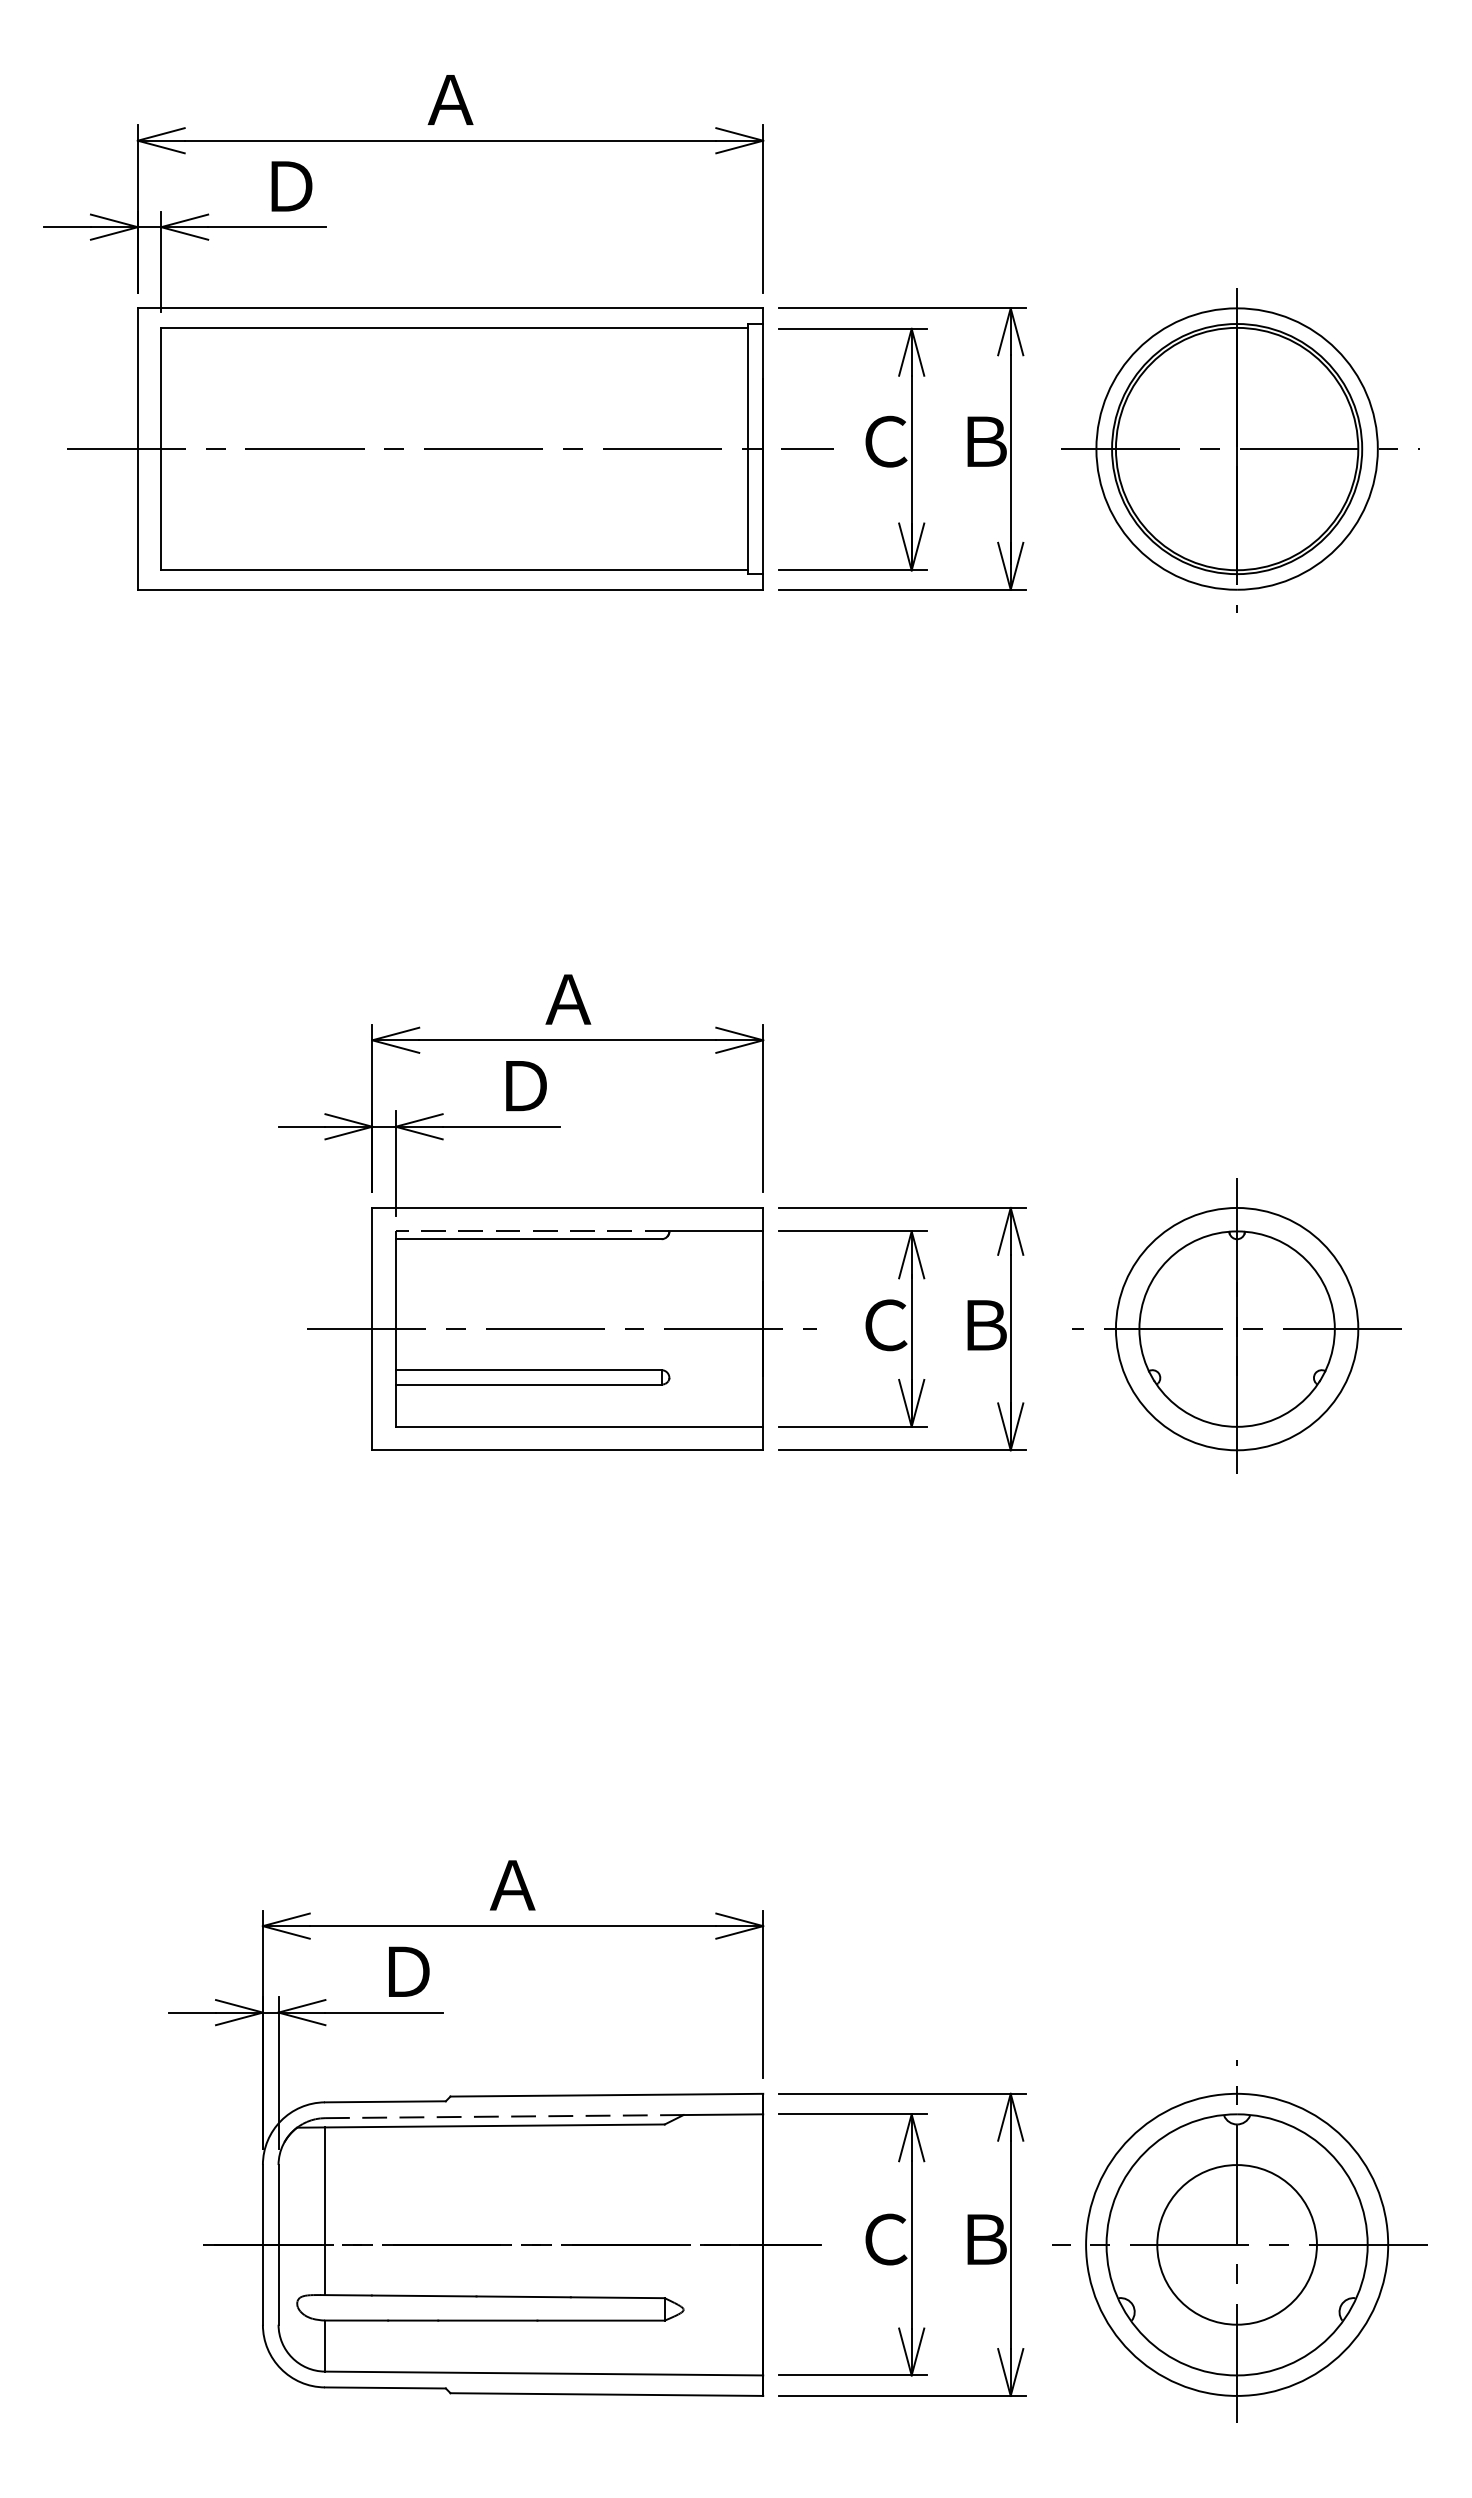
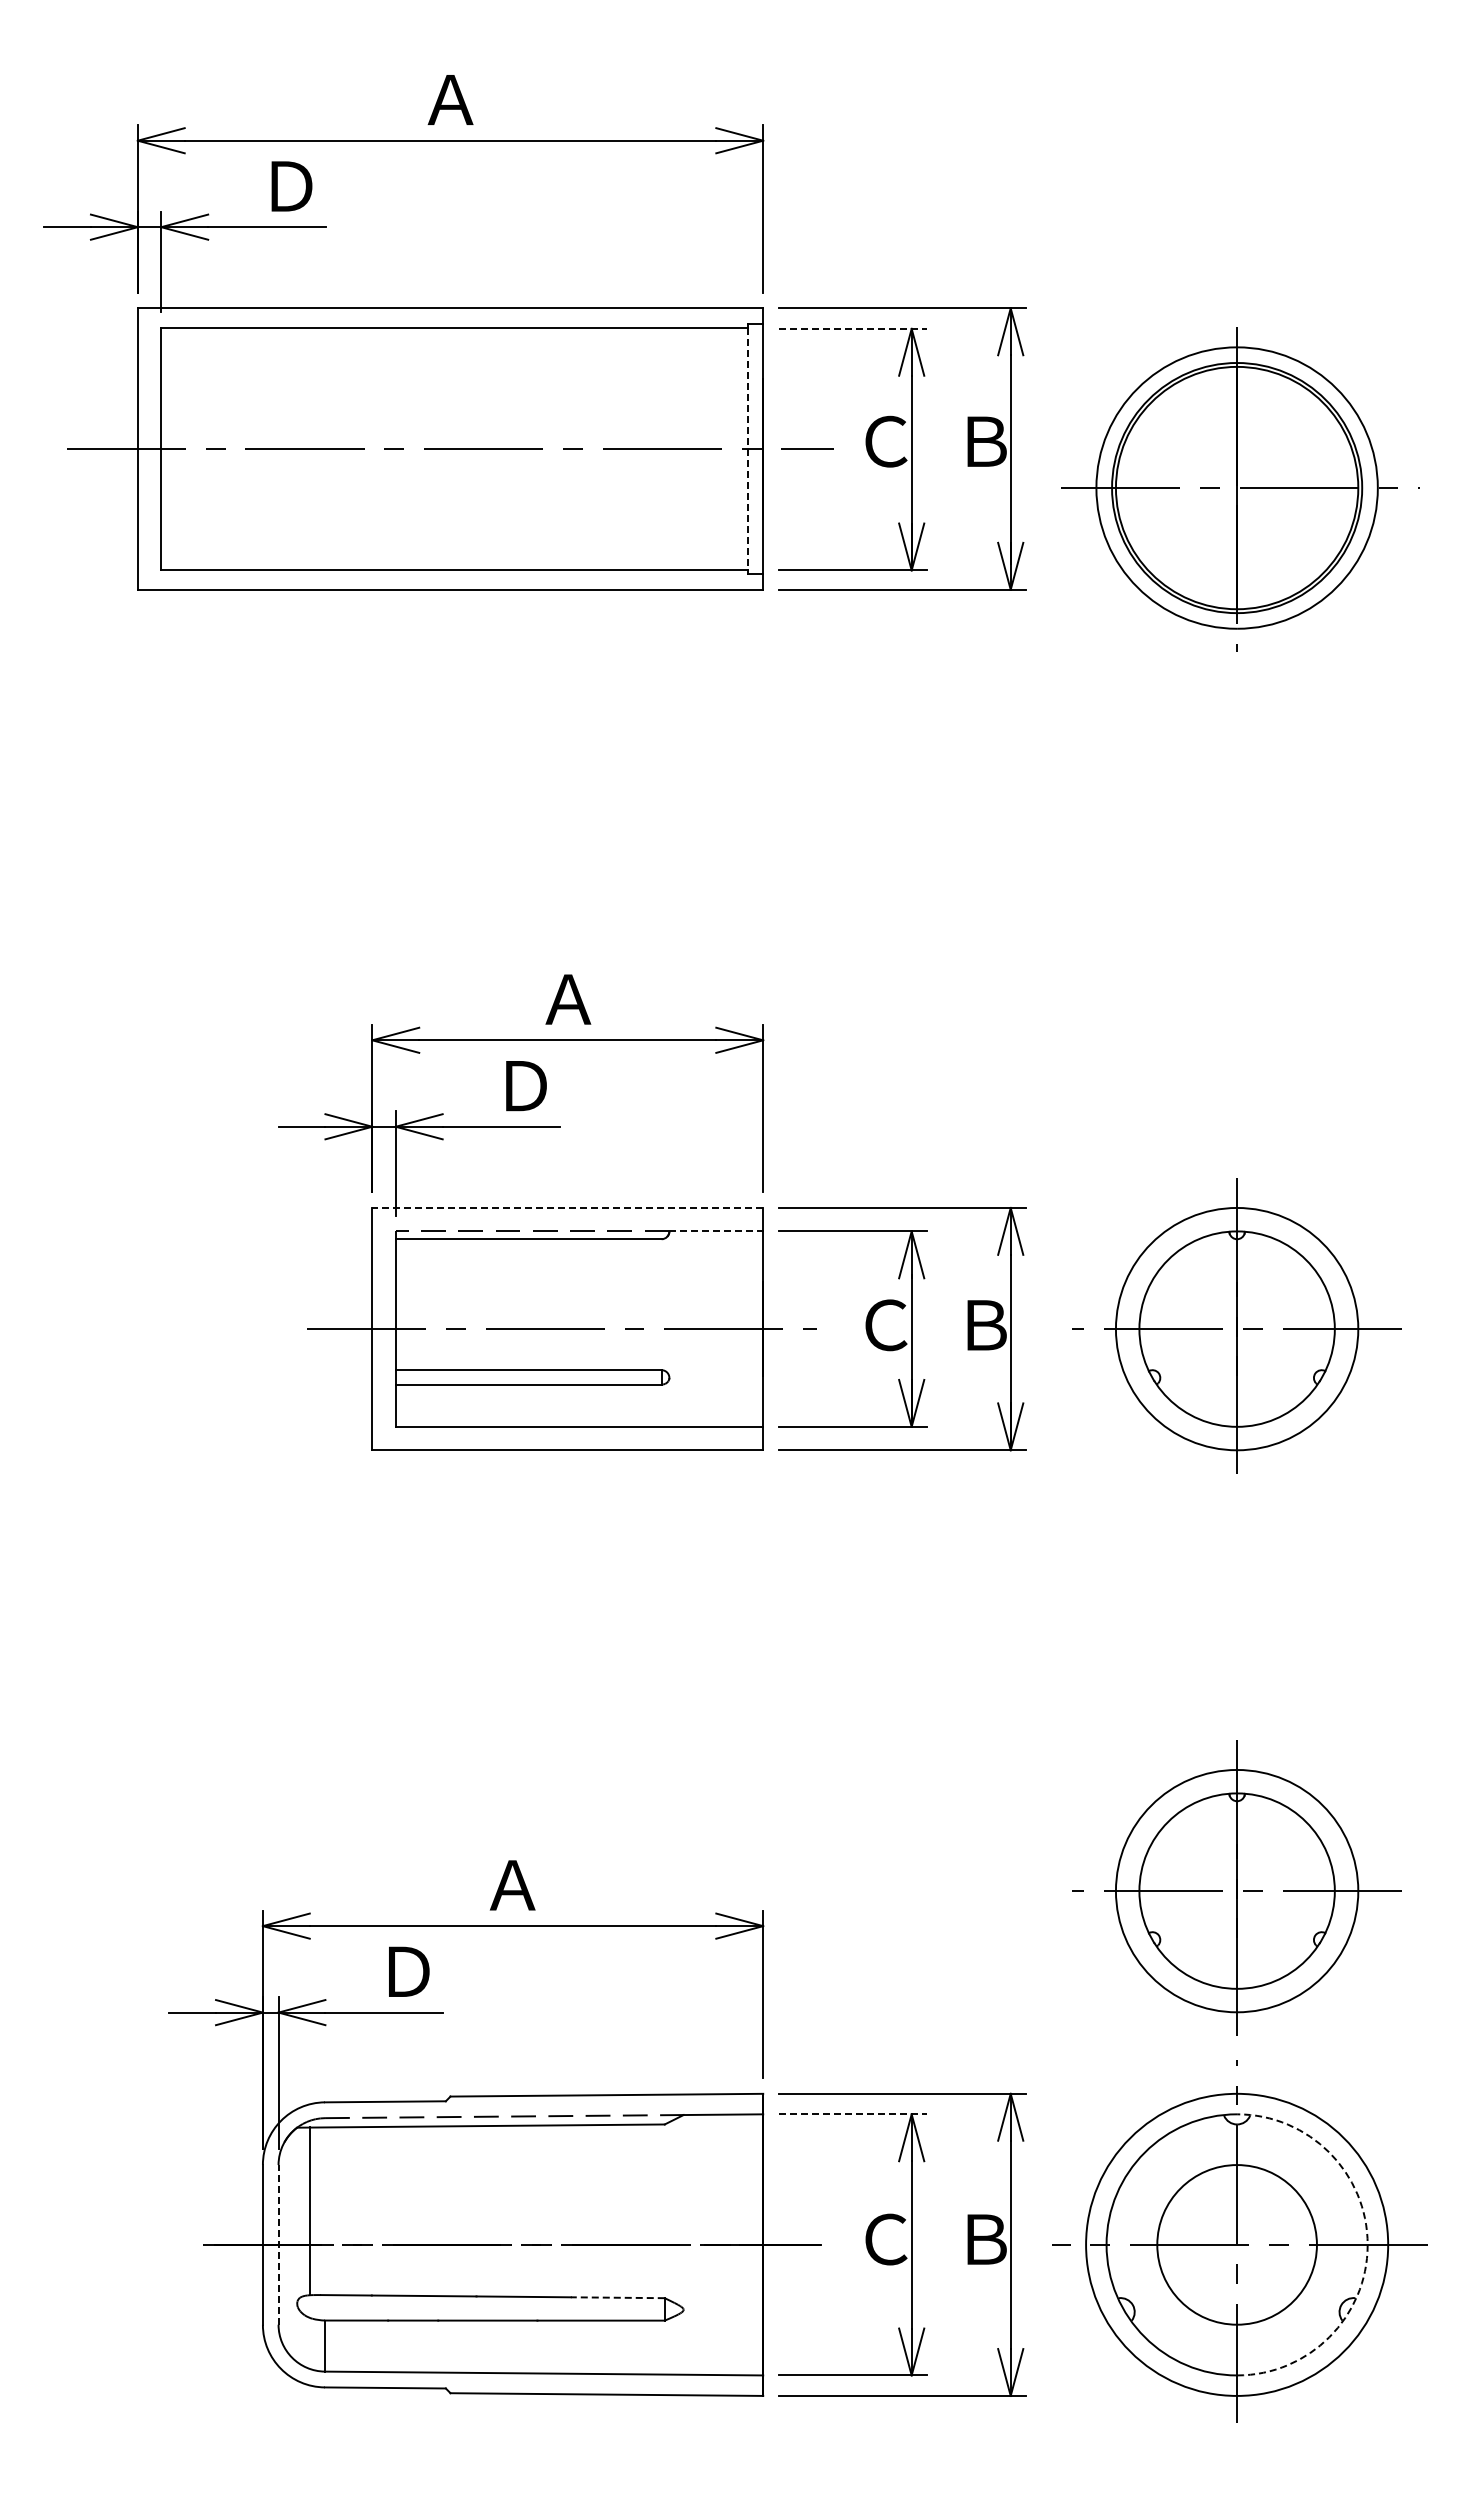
line: solid -> dashed (853, 328)
line: solid -> dashed (747, 449)
part position: (1240, 450) -> (1240, 489) (1240, 489)
line: solid -> dashed (567, 1207)
line: solid -> dashed (716, 1231)
part: none -> present (1236, 1887)
line: solid -> dashed (853, 2114)
line position: (325, 2211) -> (310, 2211) (310, 2211)
line: solid -> dashed (278, 2244)
arc: solid -> dashed (1367, 2244)
line: solid -> dashed (617, 2297)
